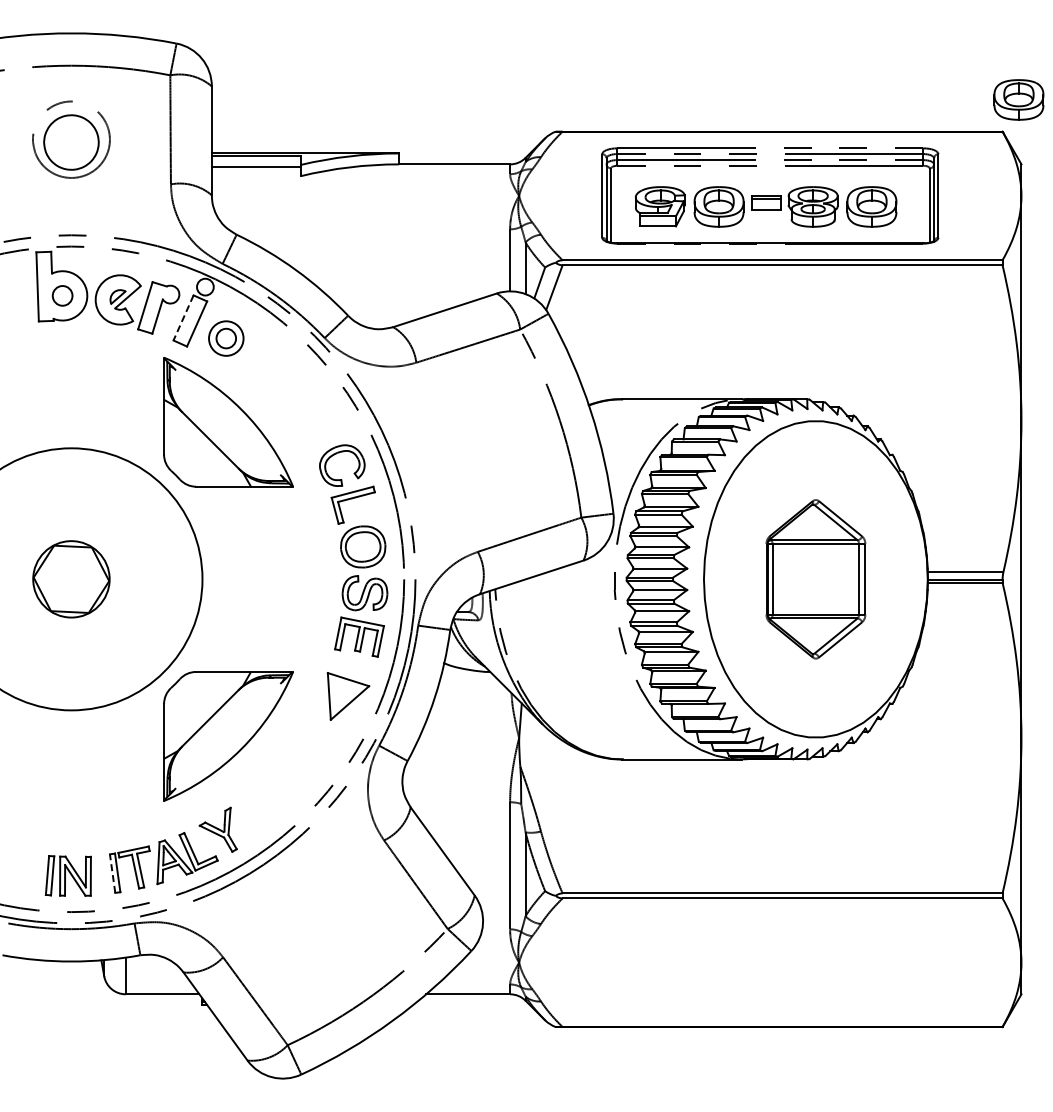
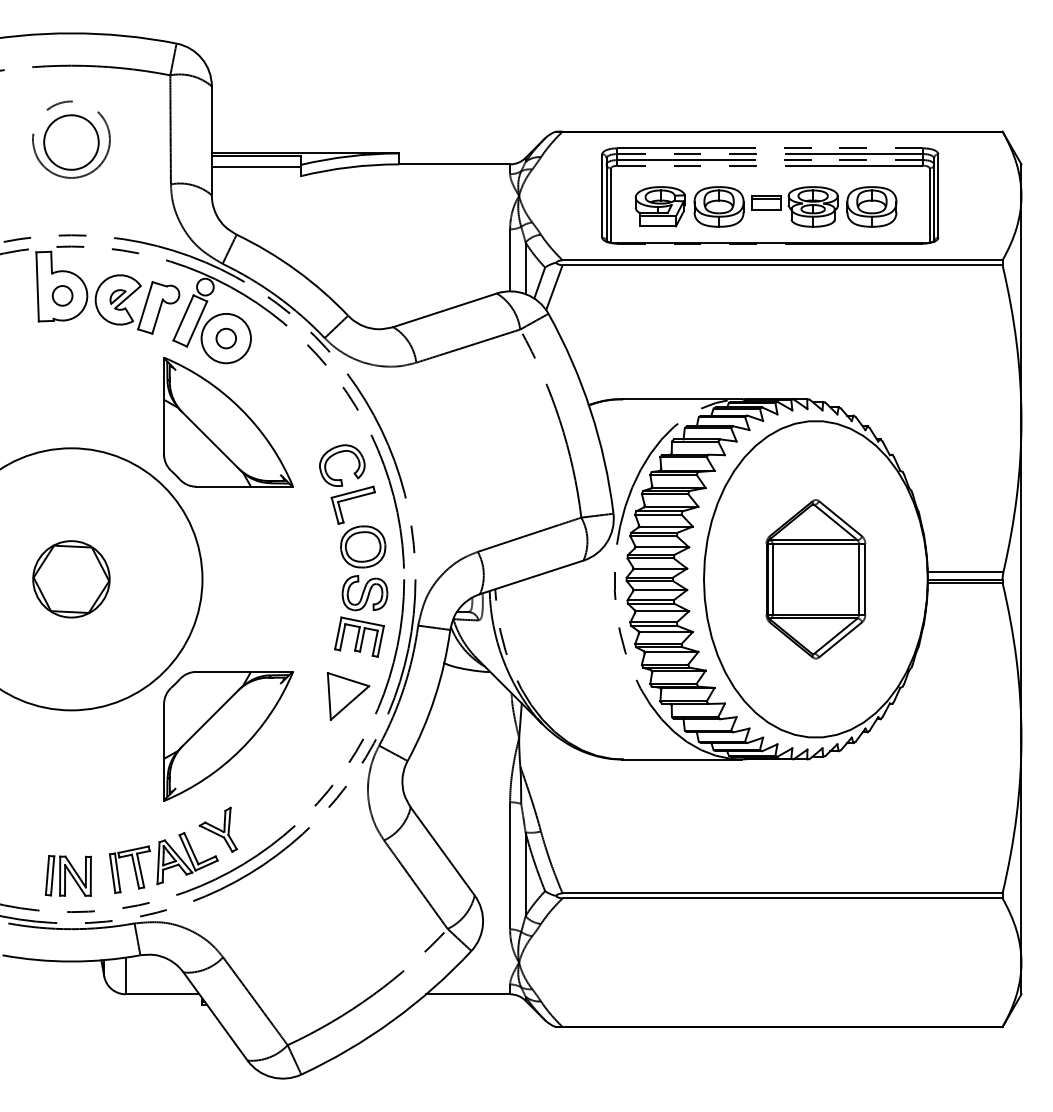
part: present -> none (1018, 99)
line: dashed -> solid (183, 317)
circle diameter: 35 px -> 49 px (225, 338)
line: dashed -> solid (112, 873)
